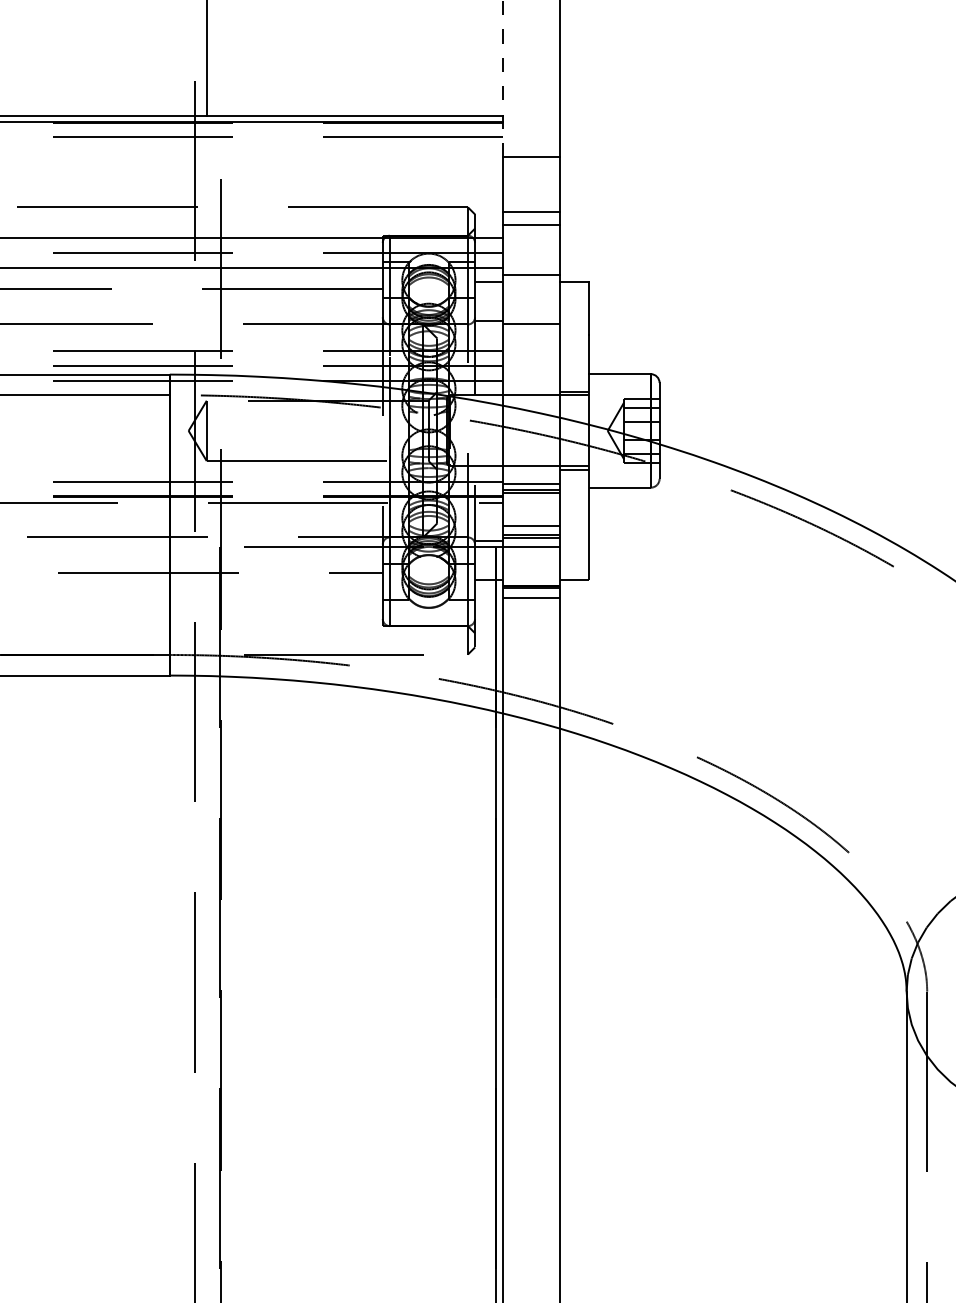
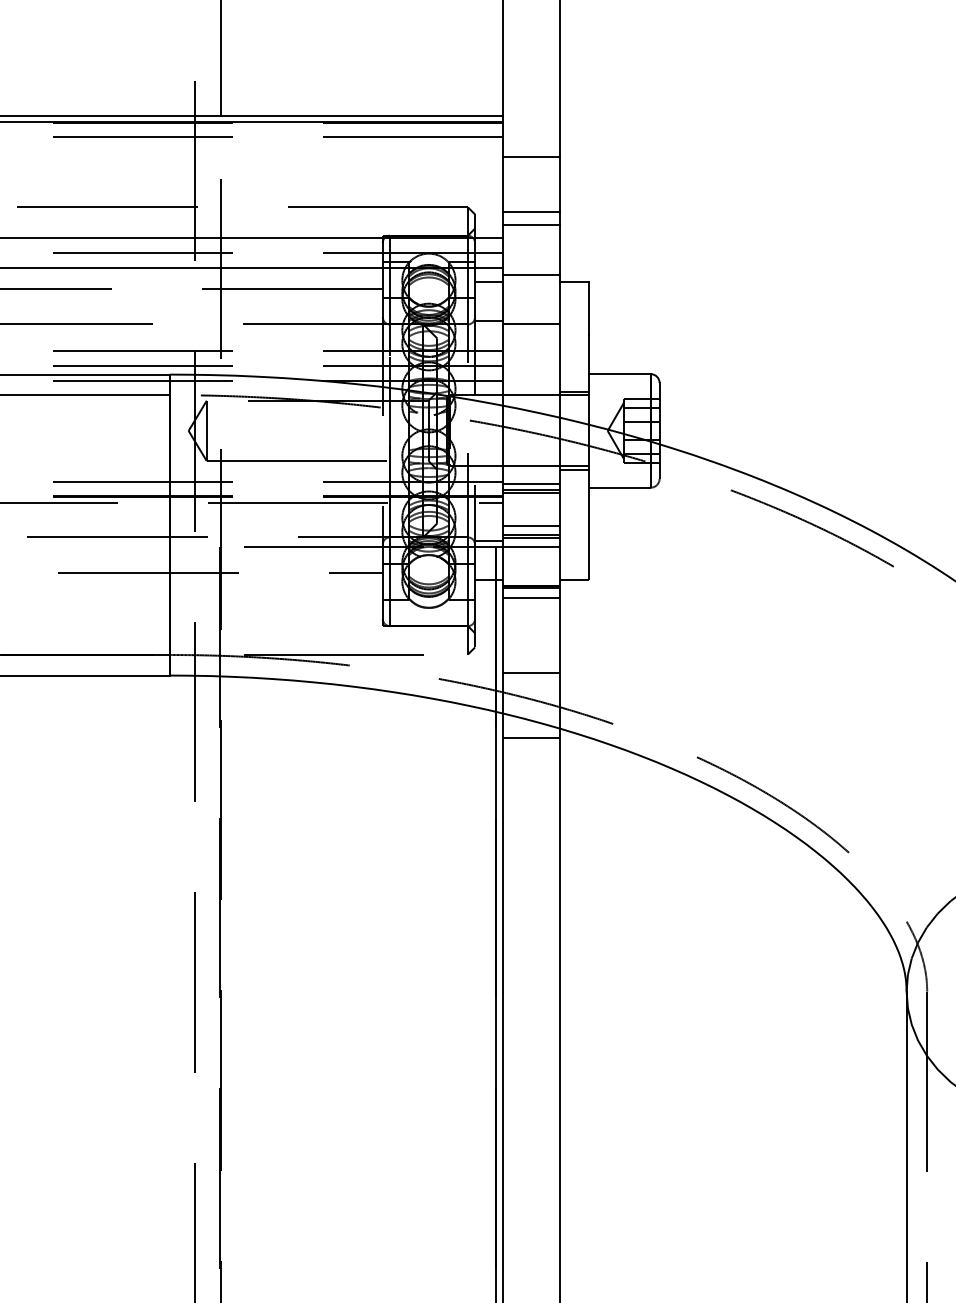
line position: (206, 59) -> (220, 59) (220, 59)
line: dashed -> solid (503, 78)
line: none -> present (531, 673)
line: none -> present (531, 737)
